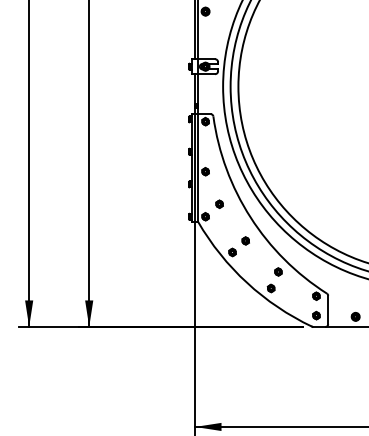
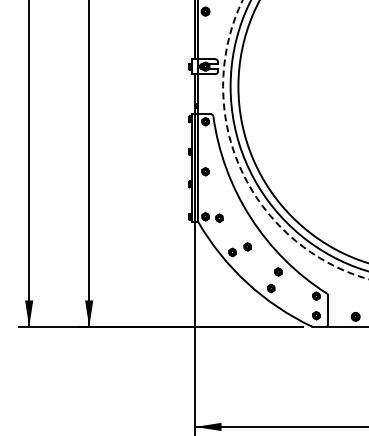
circle: solid -> dashed (295, 139)
part position: (219, 203) -> (219, 217) (219, 217)
part position: (245, 240) -> (247, 246) (247, 246)
